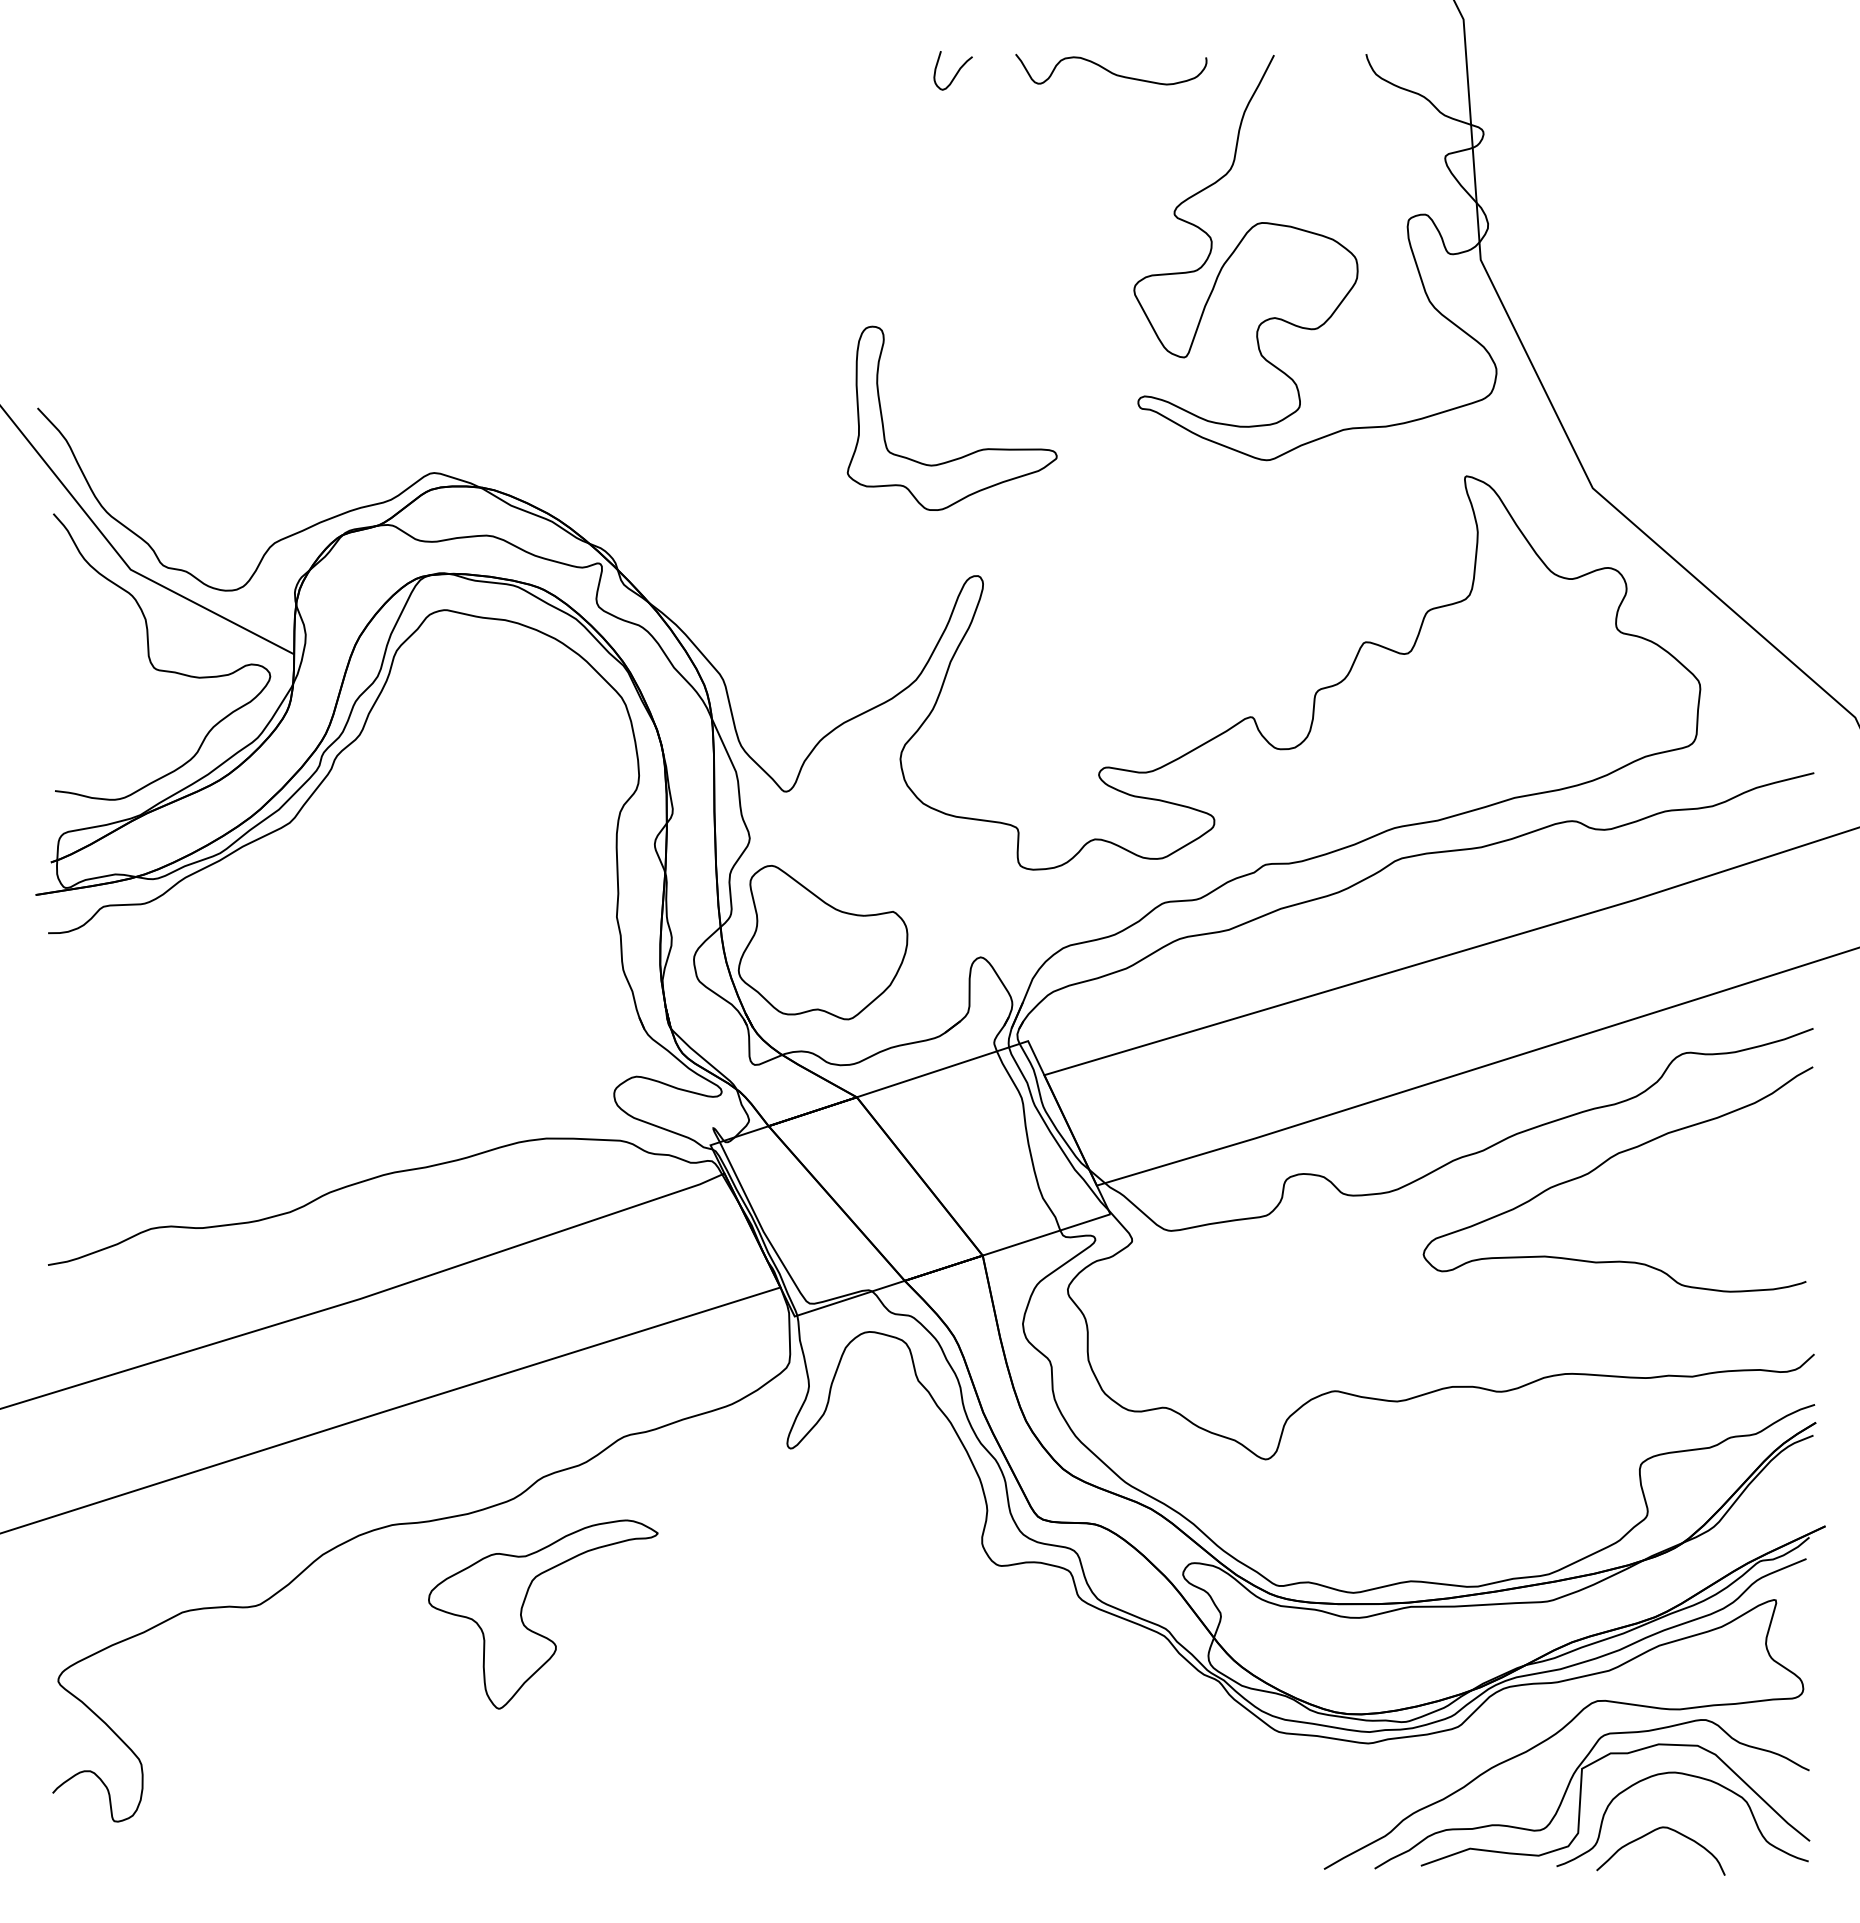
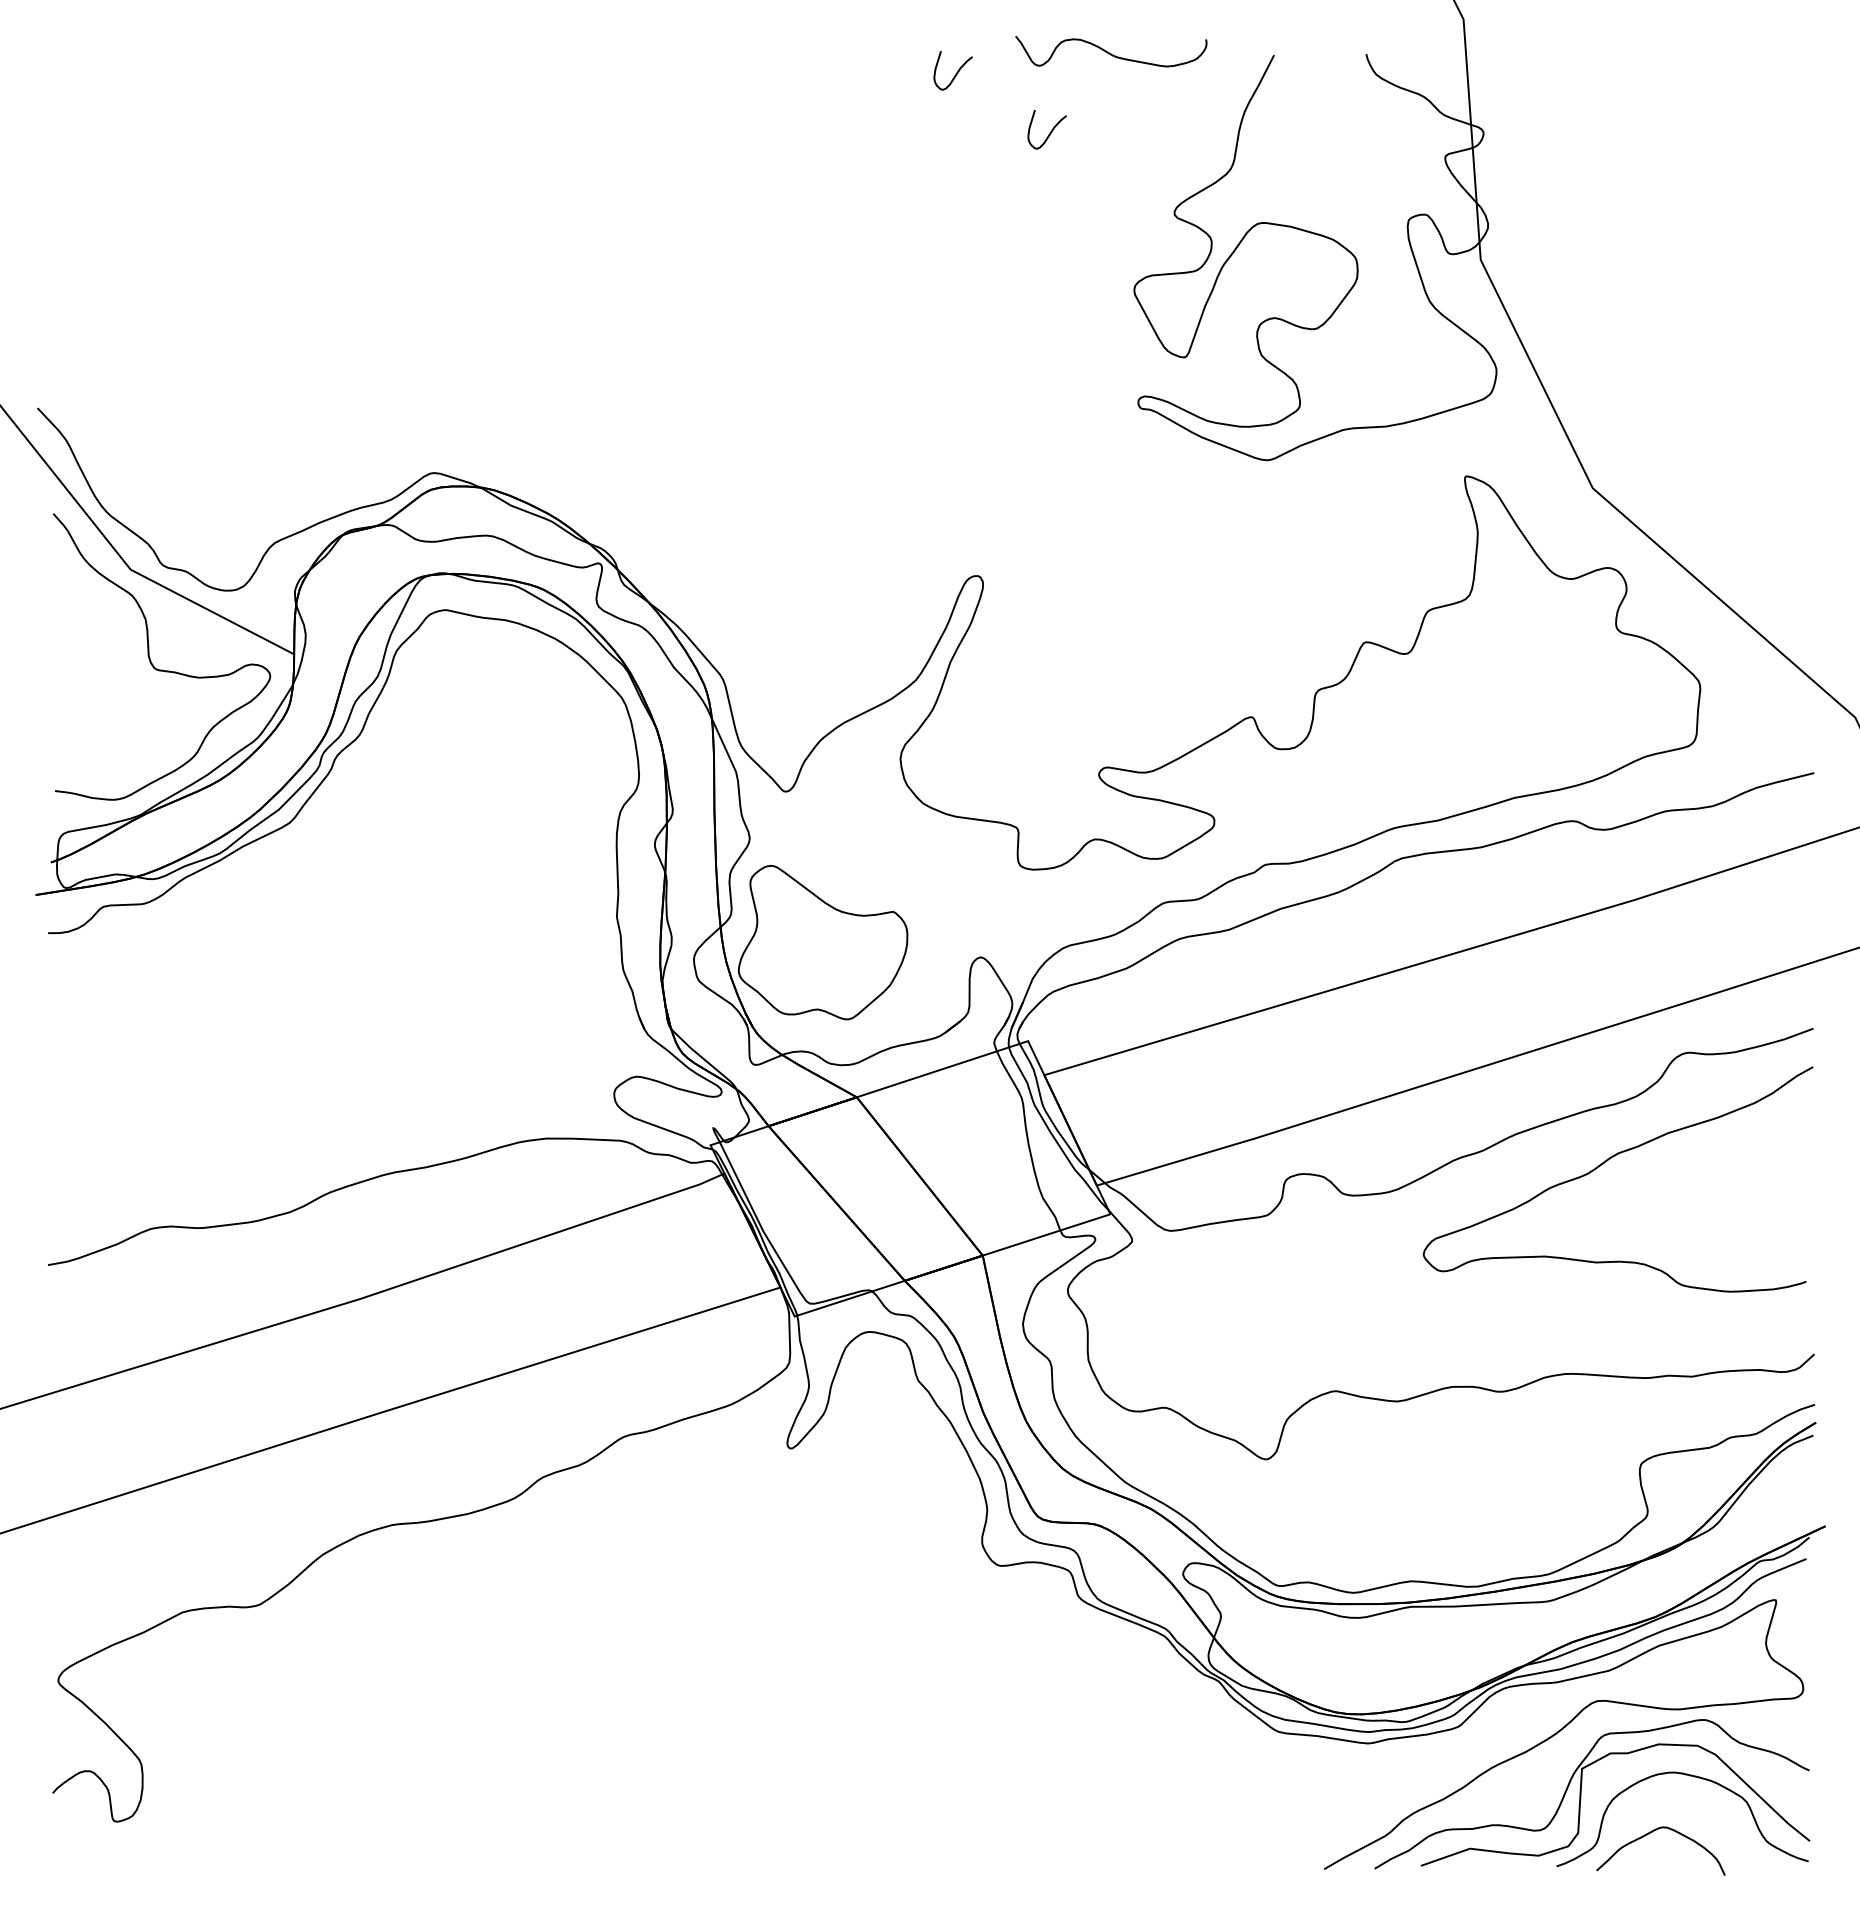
curve position: (1111, 71) -> (1111, 53) (1111, 53)
curve: none -> present (1050, 131)
part: present -> none (968, 453)
part: present -> none (537, 1632)
